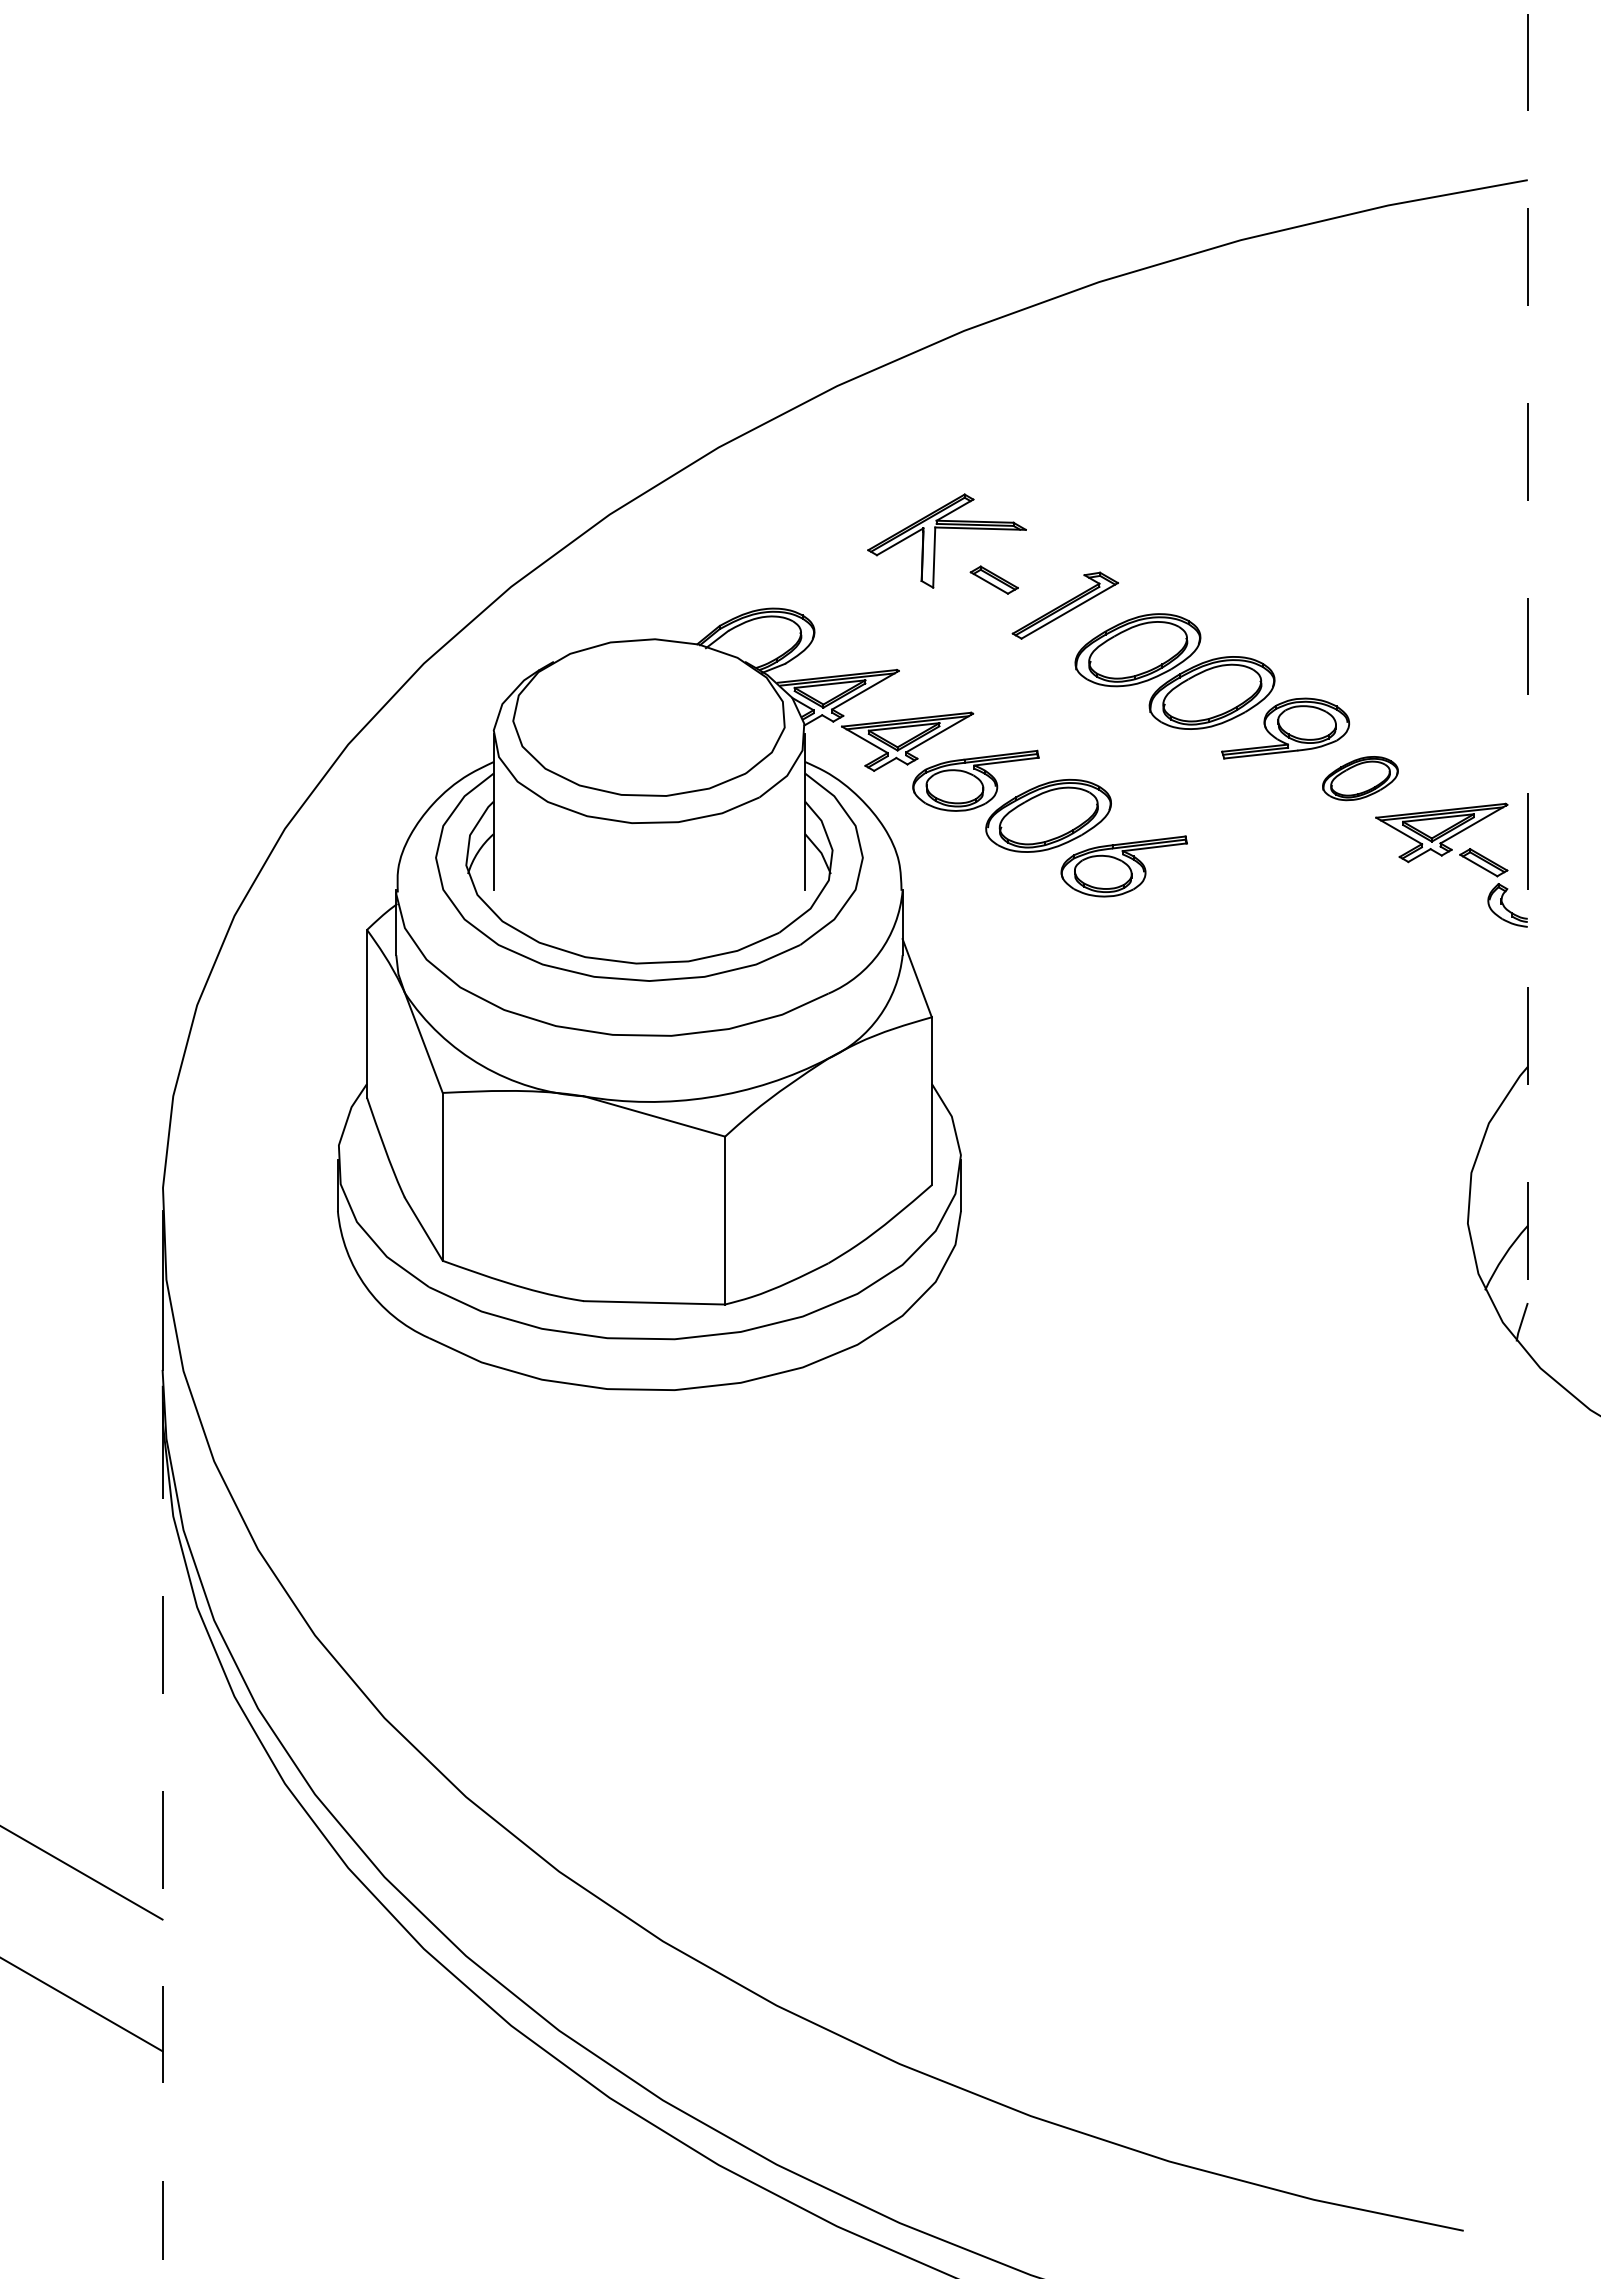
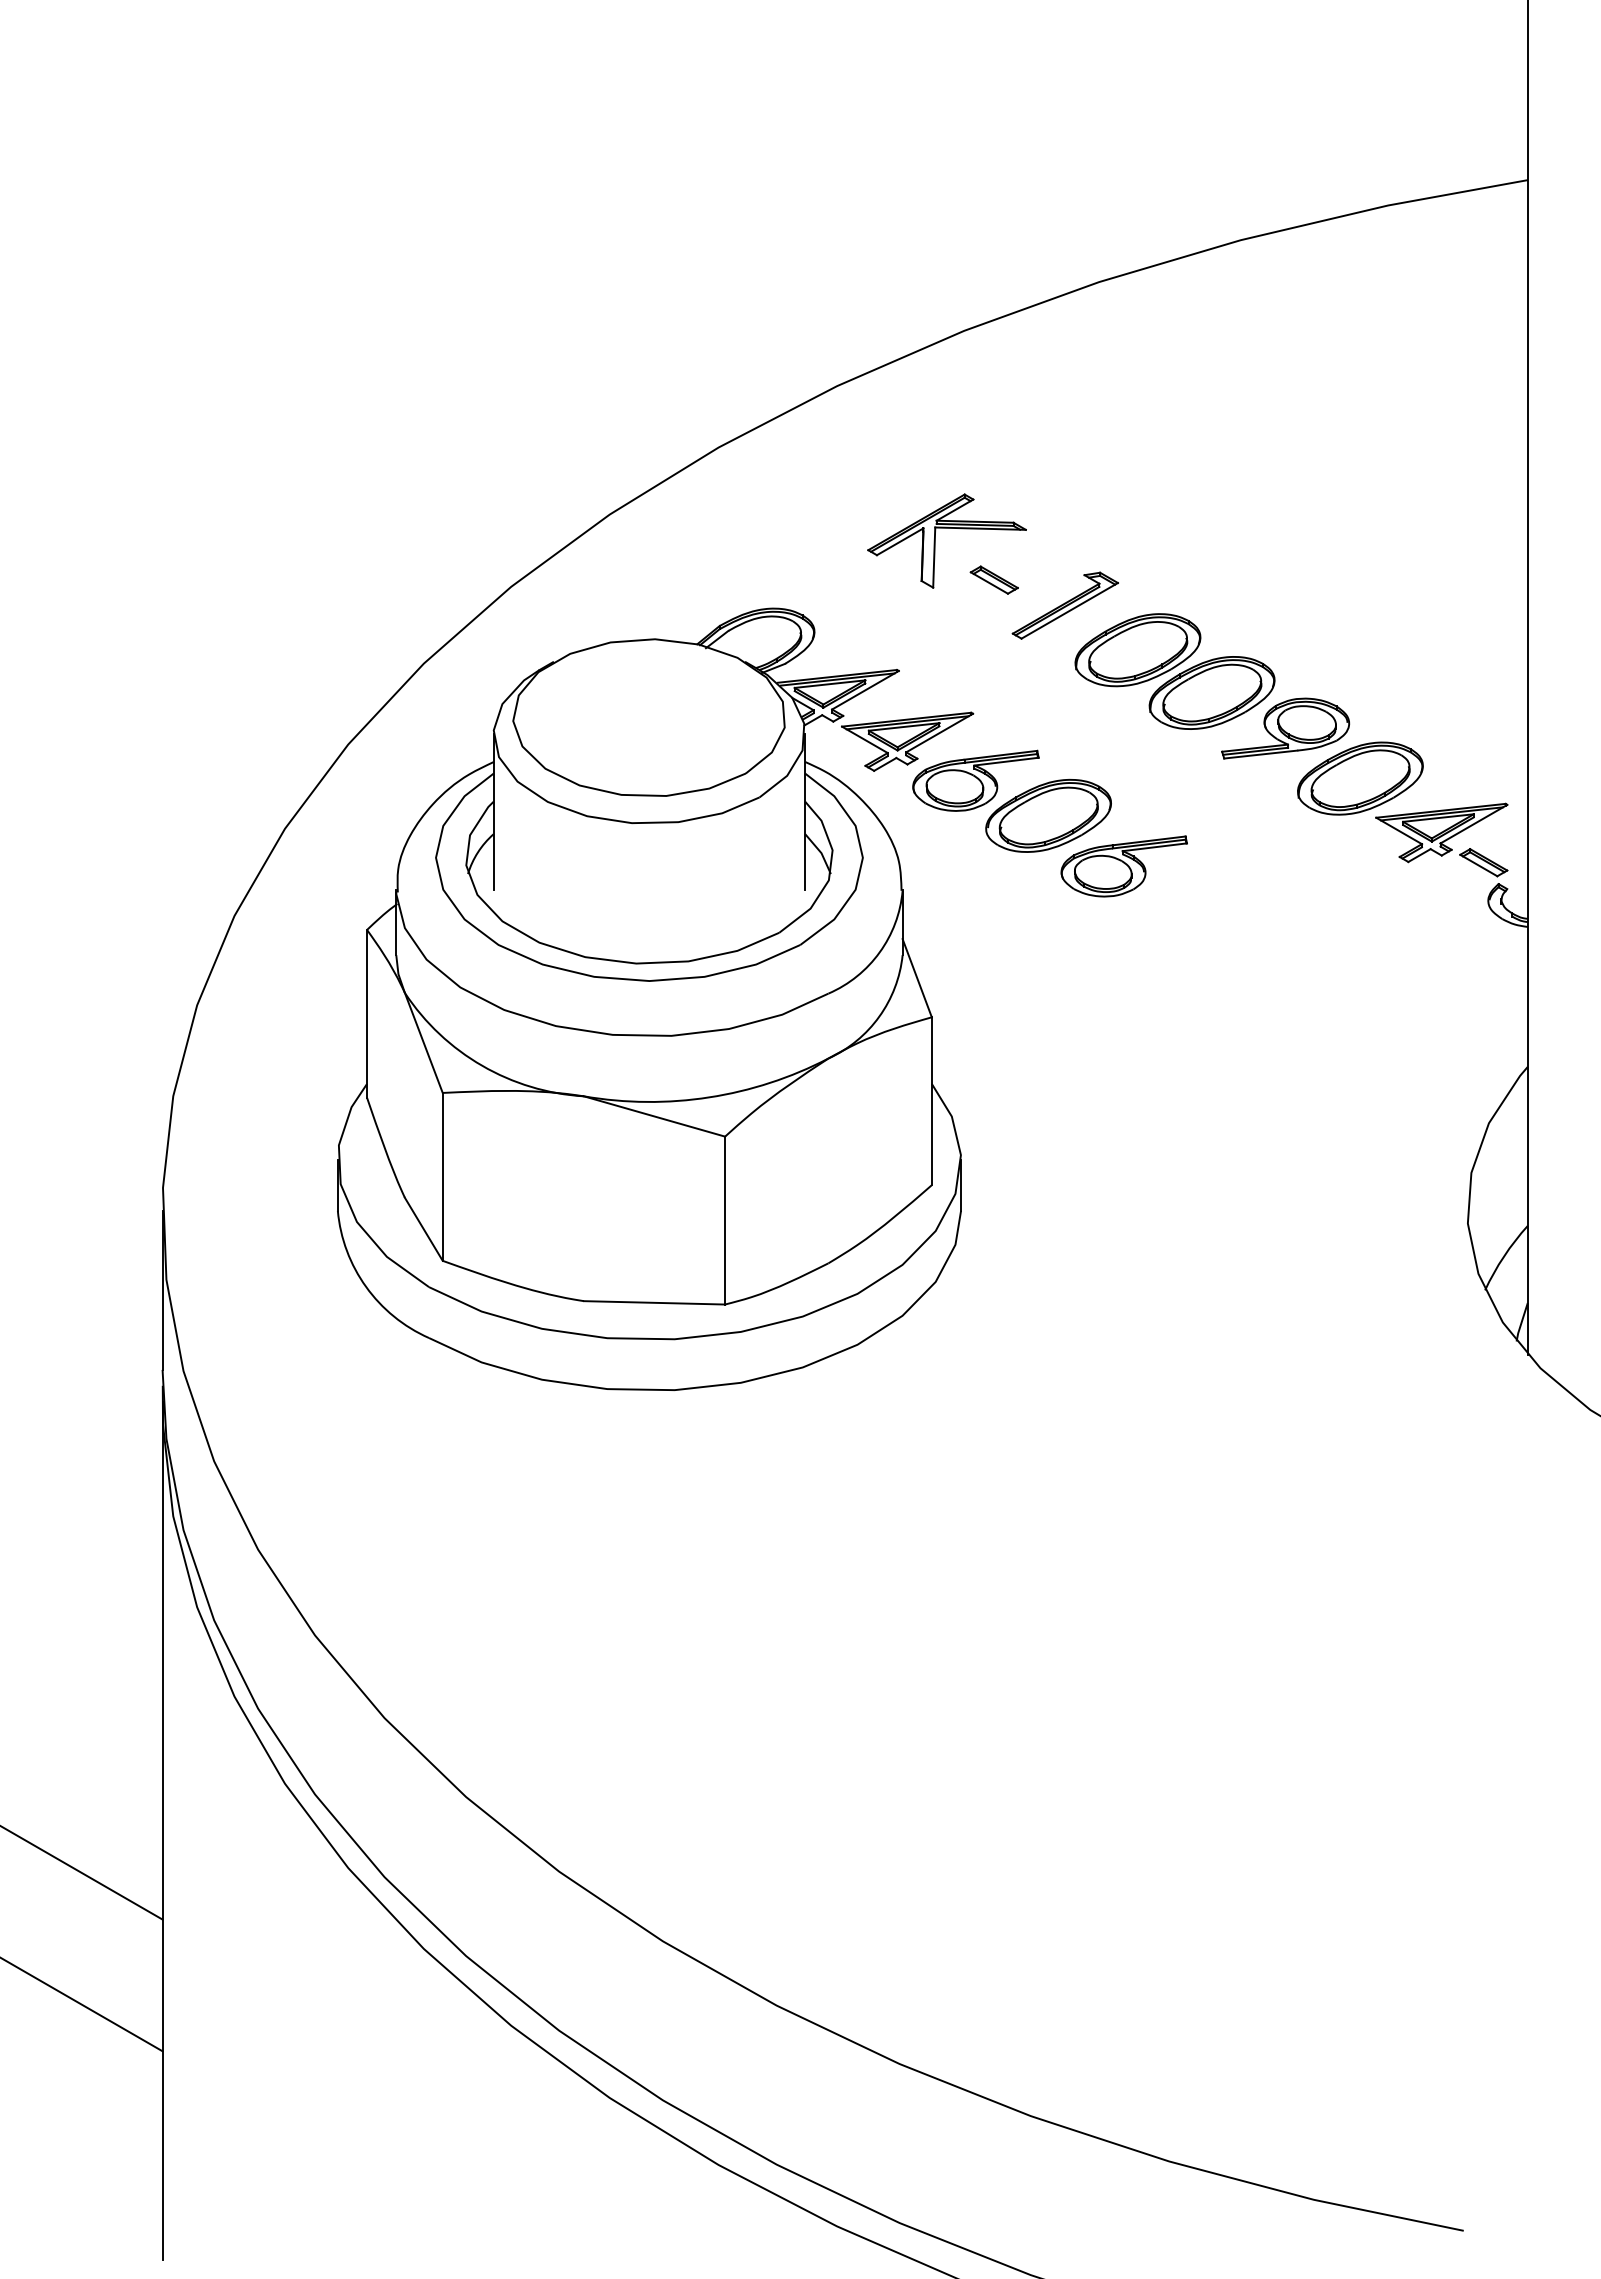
line: dashed -> solid (1527, 677)
part size: 77x46 px -> 127x75 px (1360, 778)
line: dashed -> solid (162, 1831)
